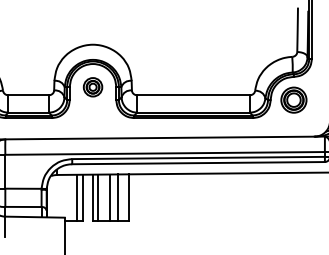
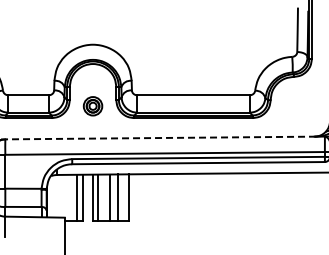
part position: (92, 87) -> (92, 106) (92, 106)
part: present -> none (293, 99)
line: solid -> dashed (157, 138)
